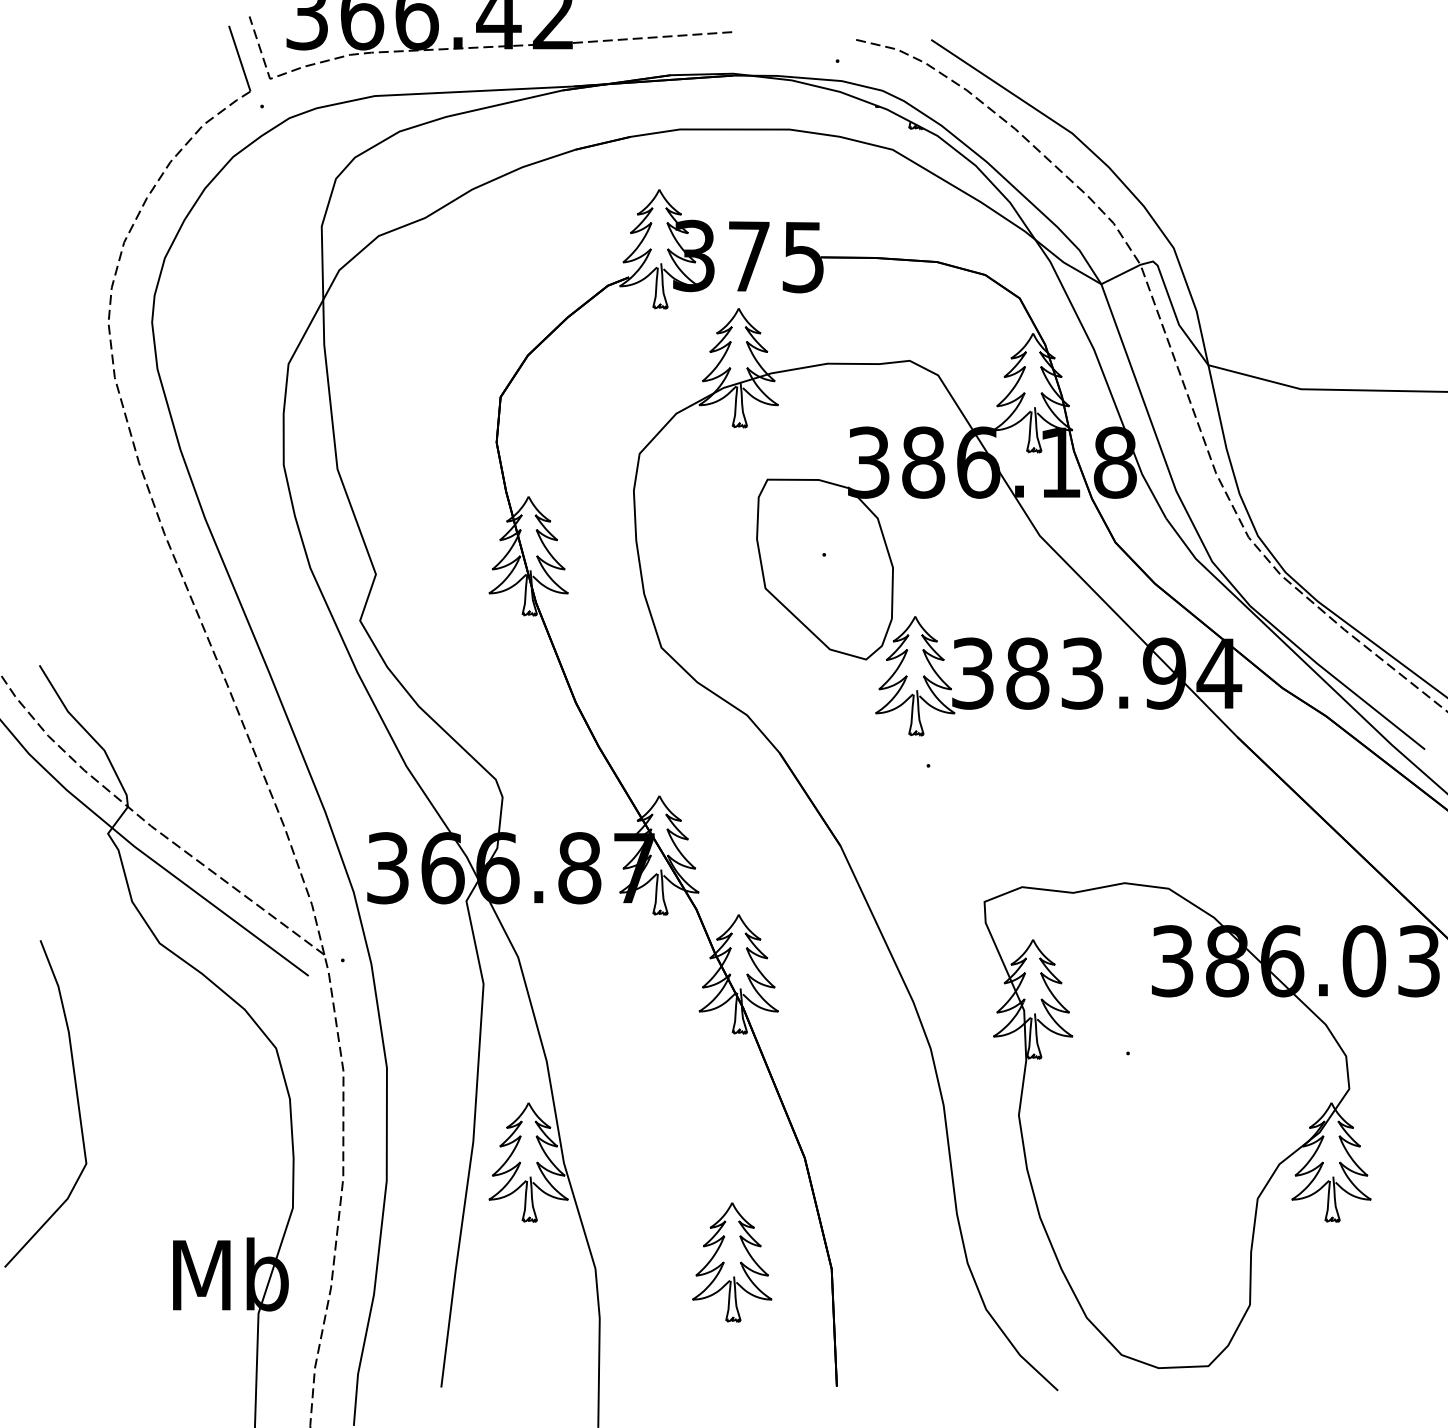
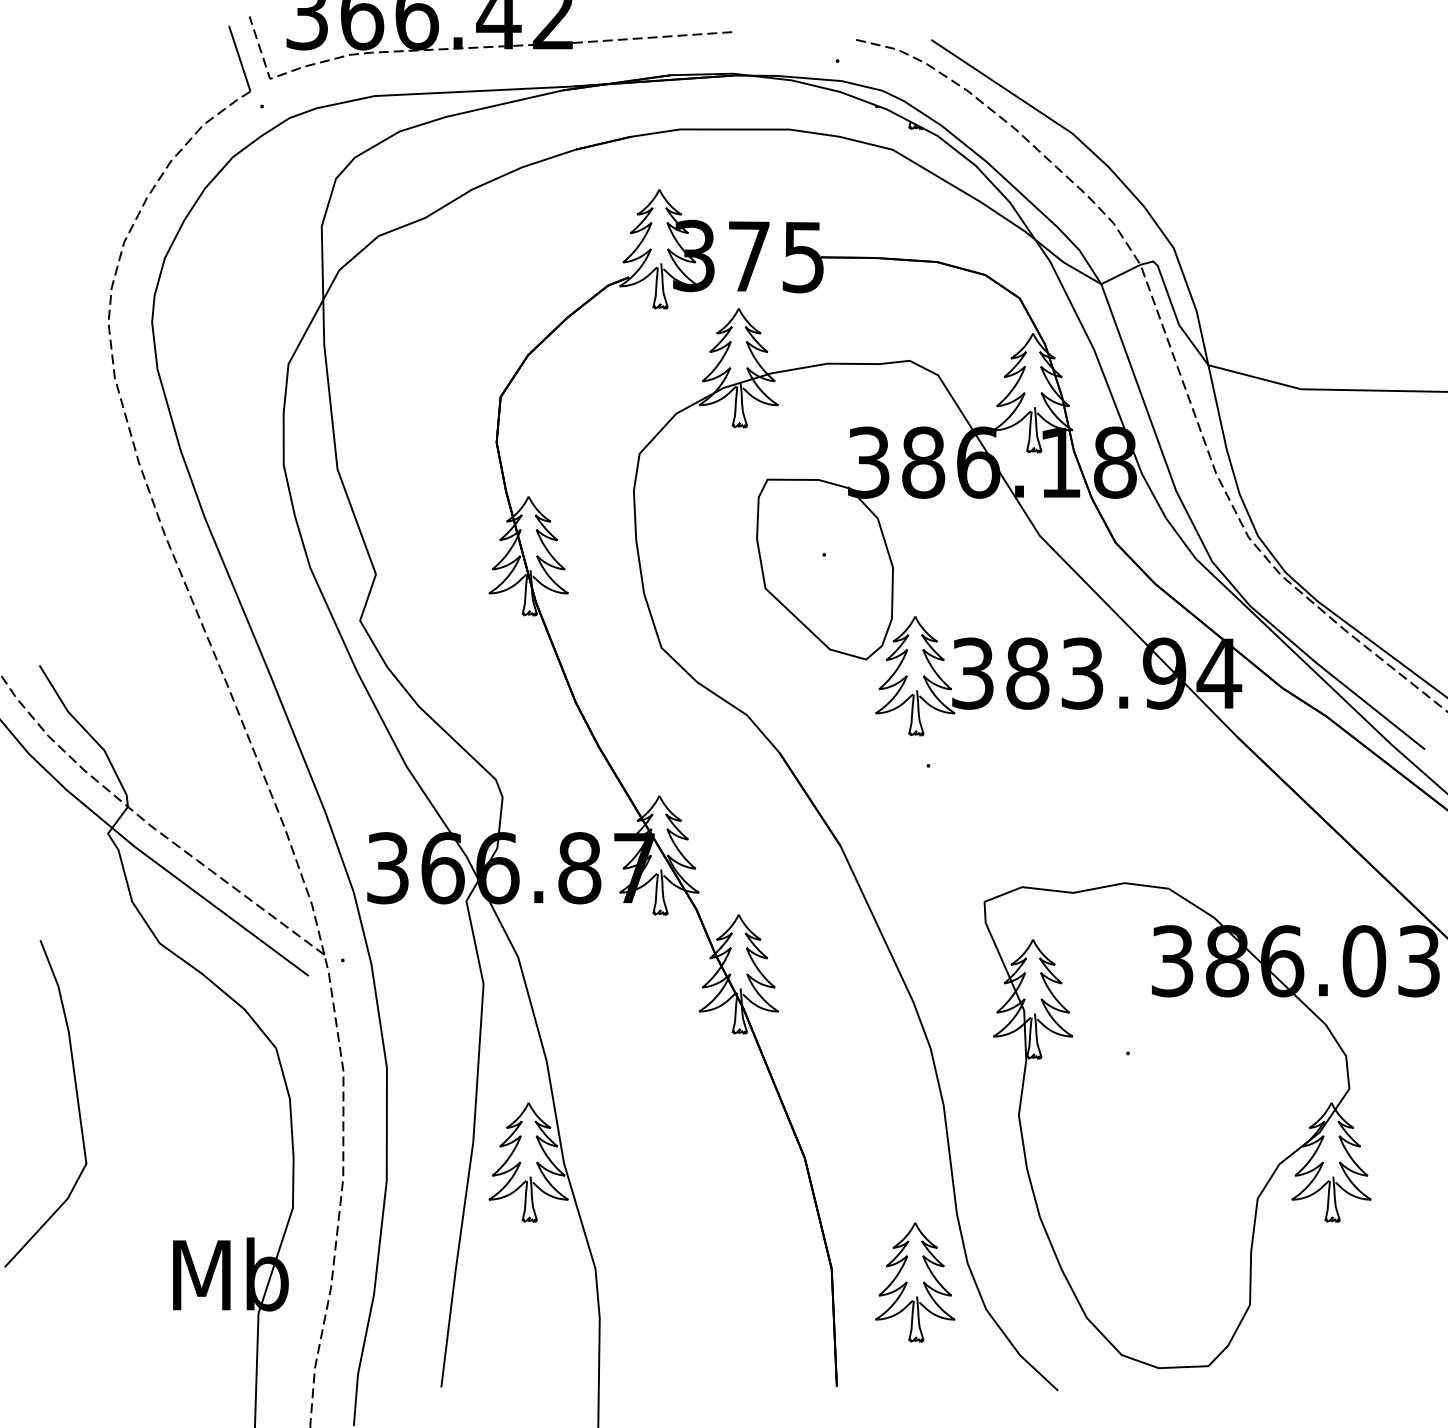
part position: (732, 1262) -> (915, 1282) (915, 1282)
